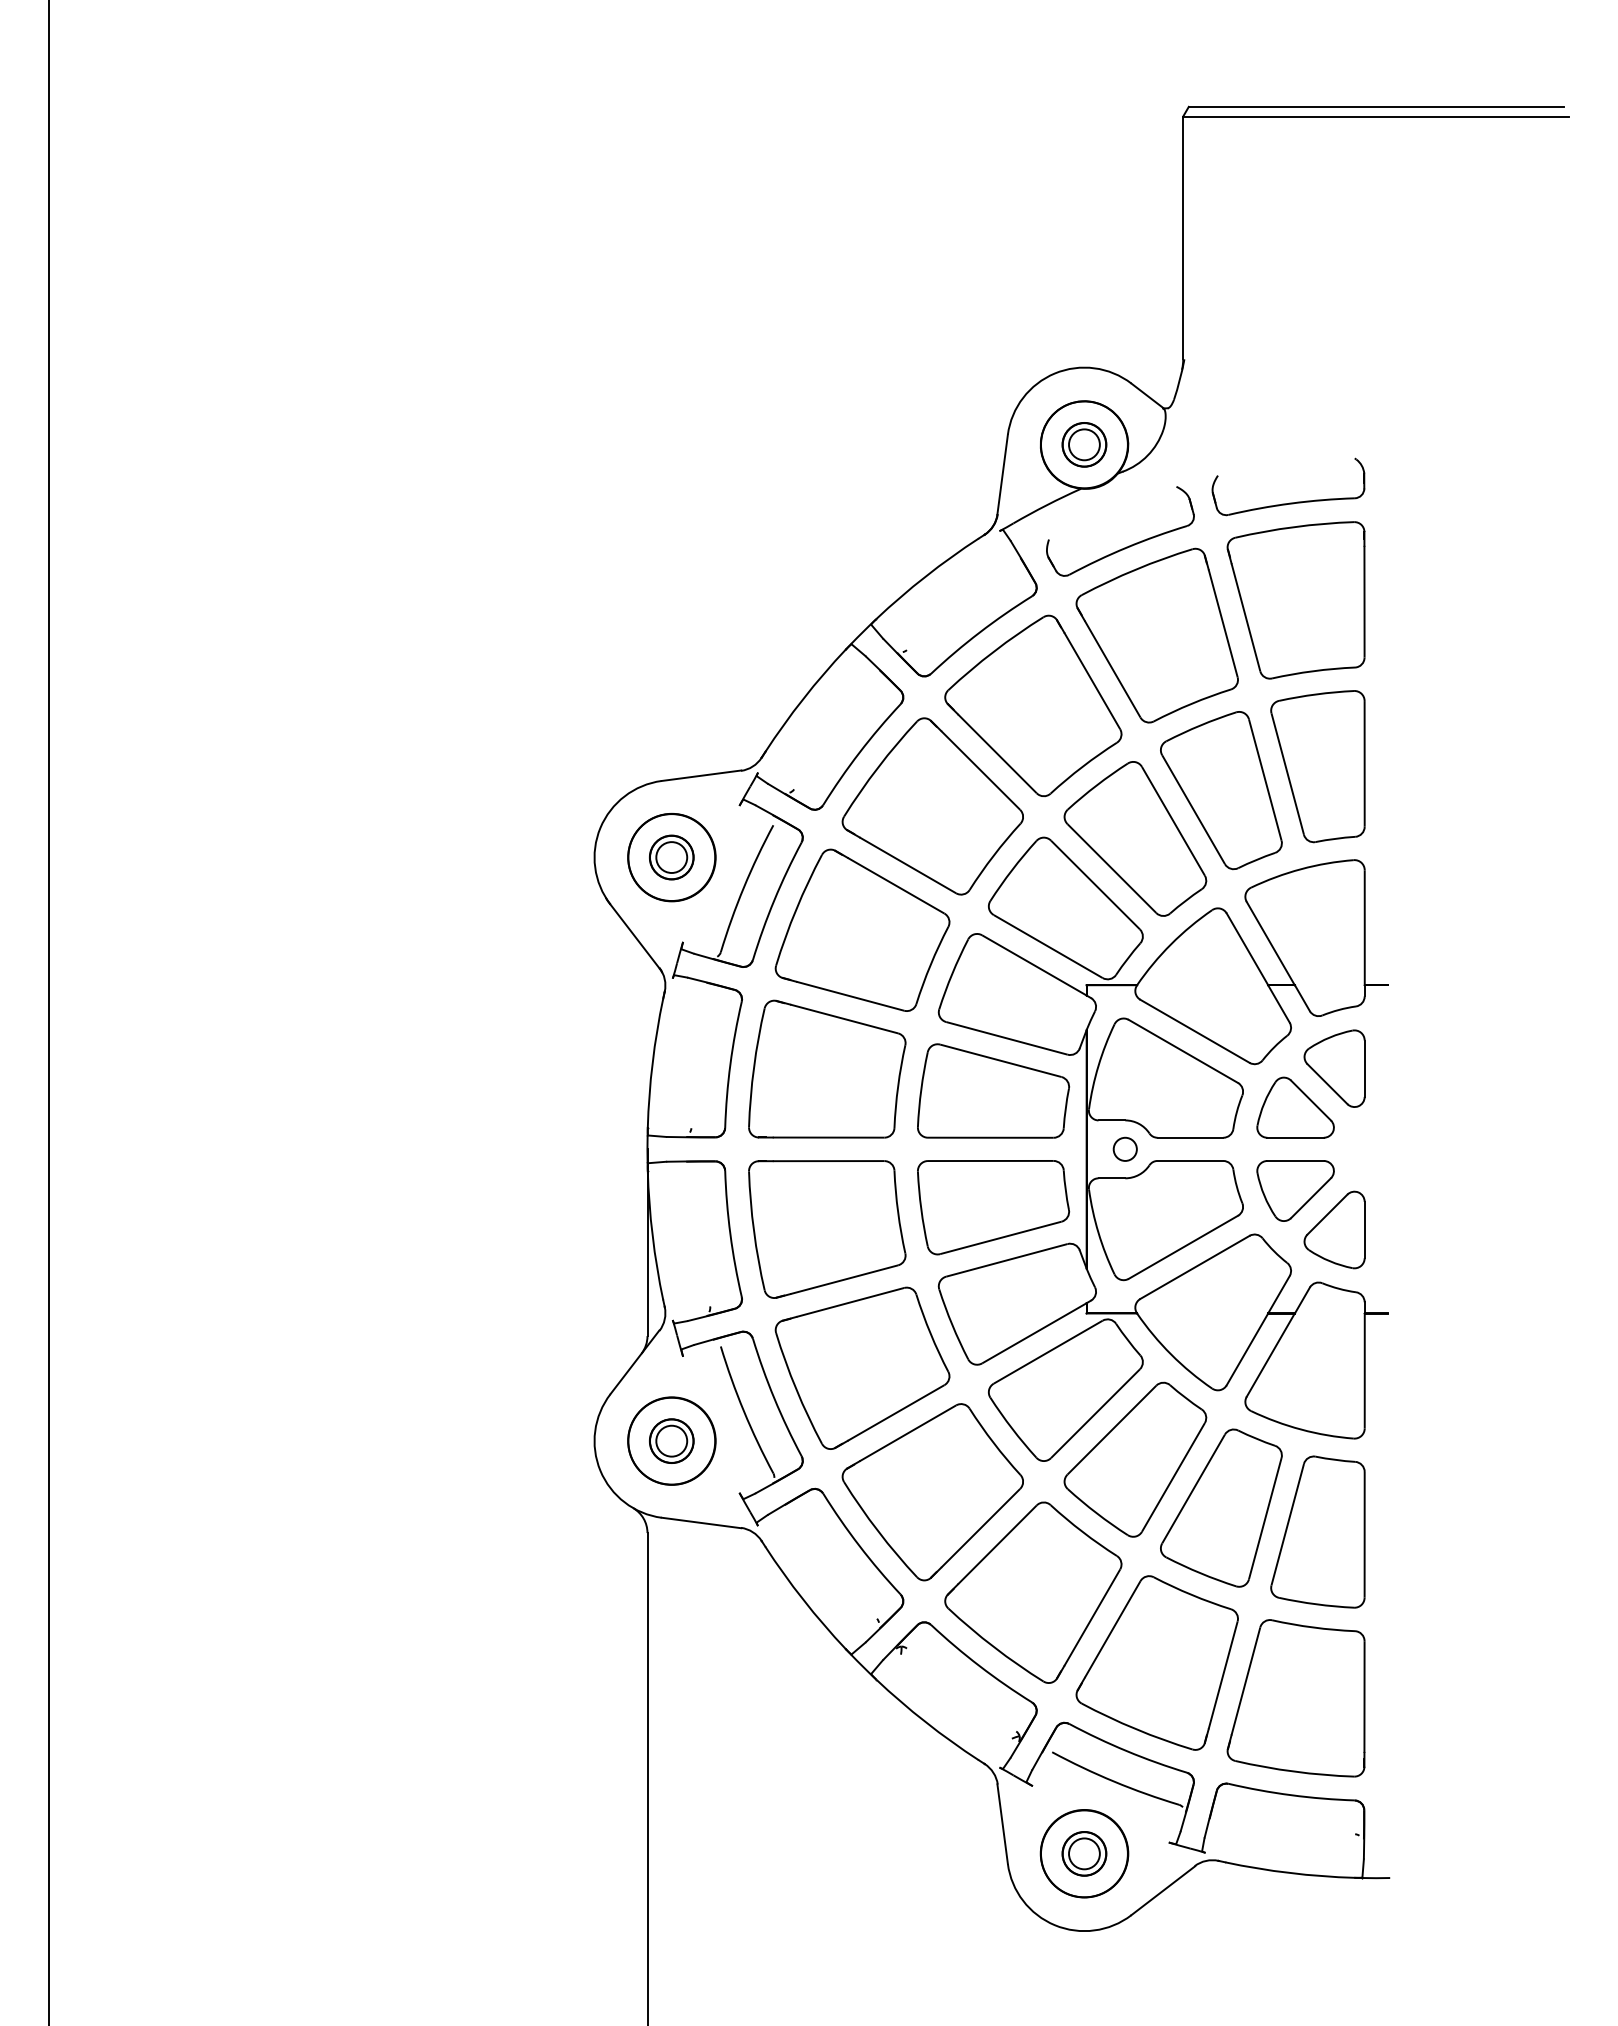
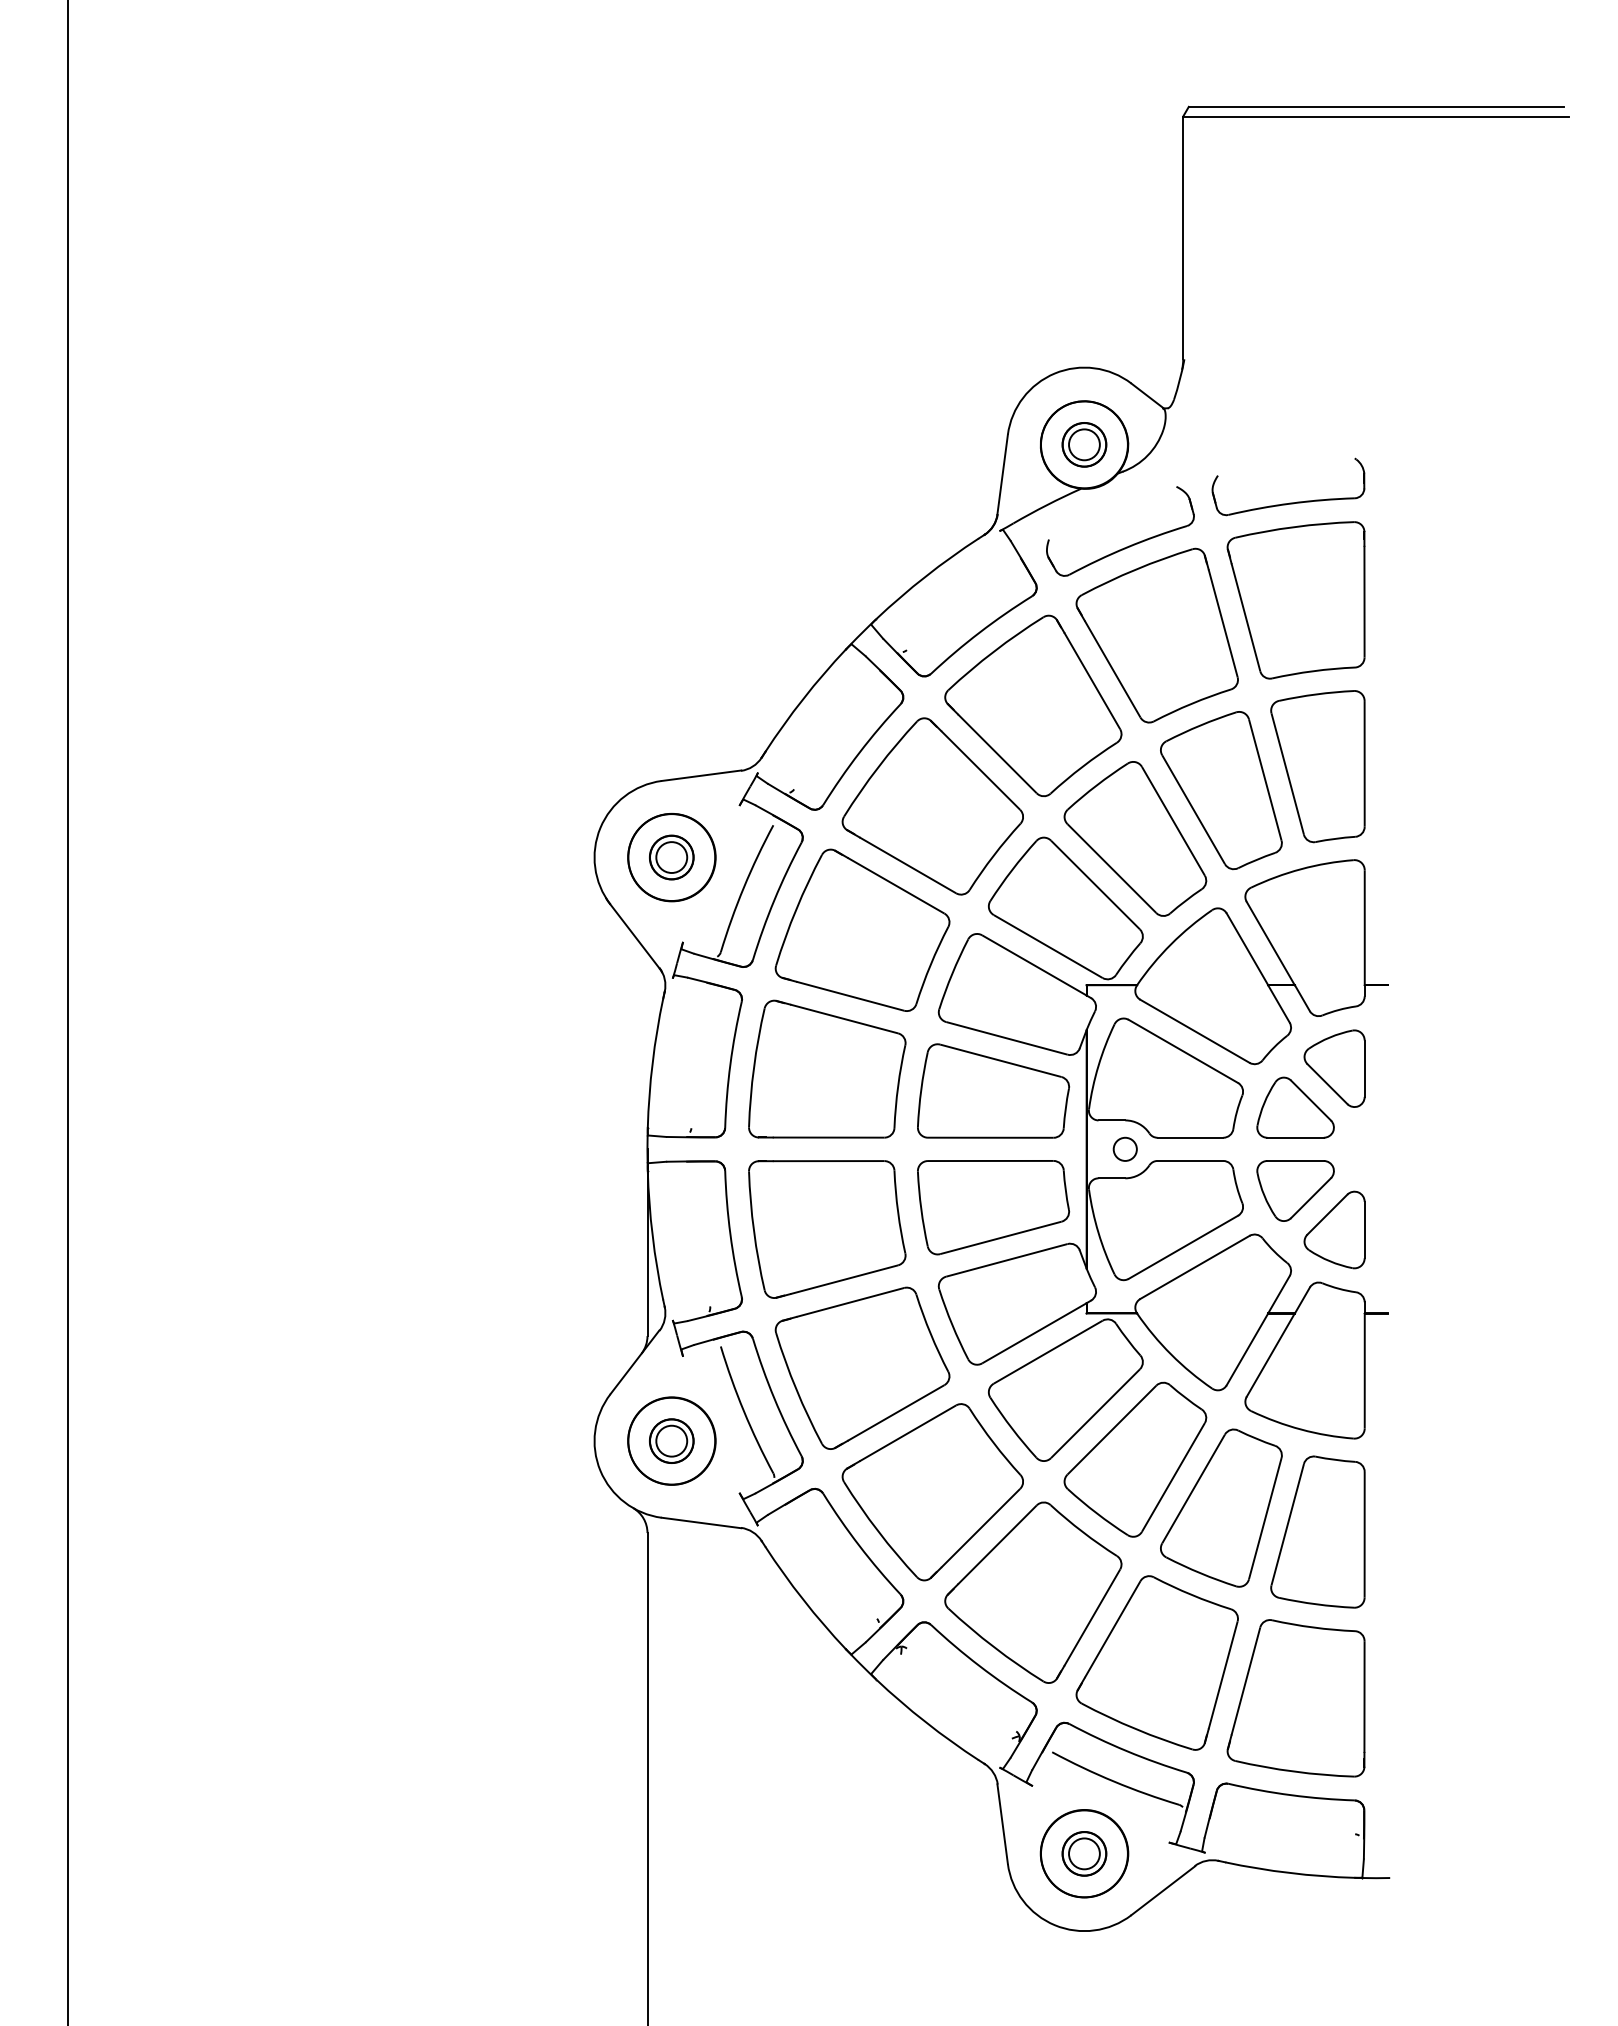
line position: (48, 1012) -> (67, 1012) (67, 1012)
